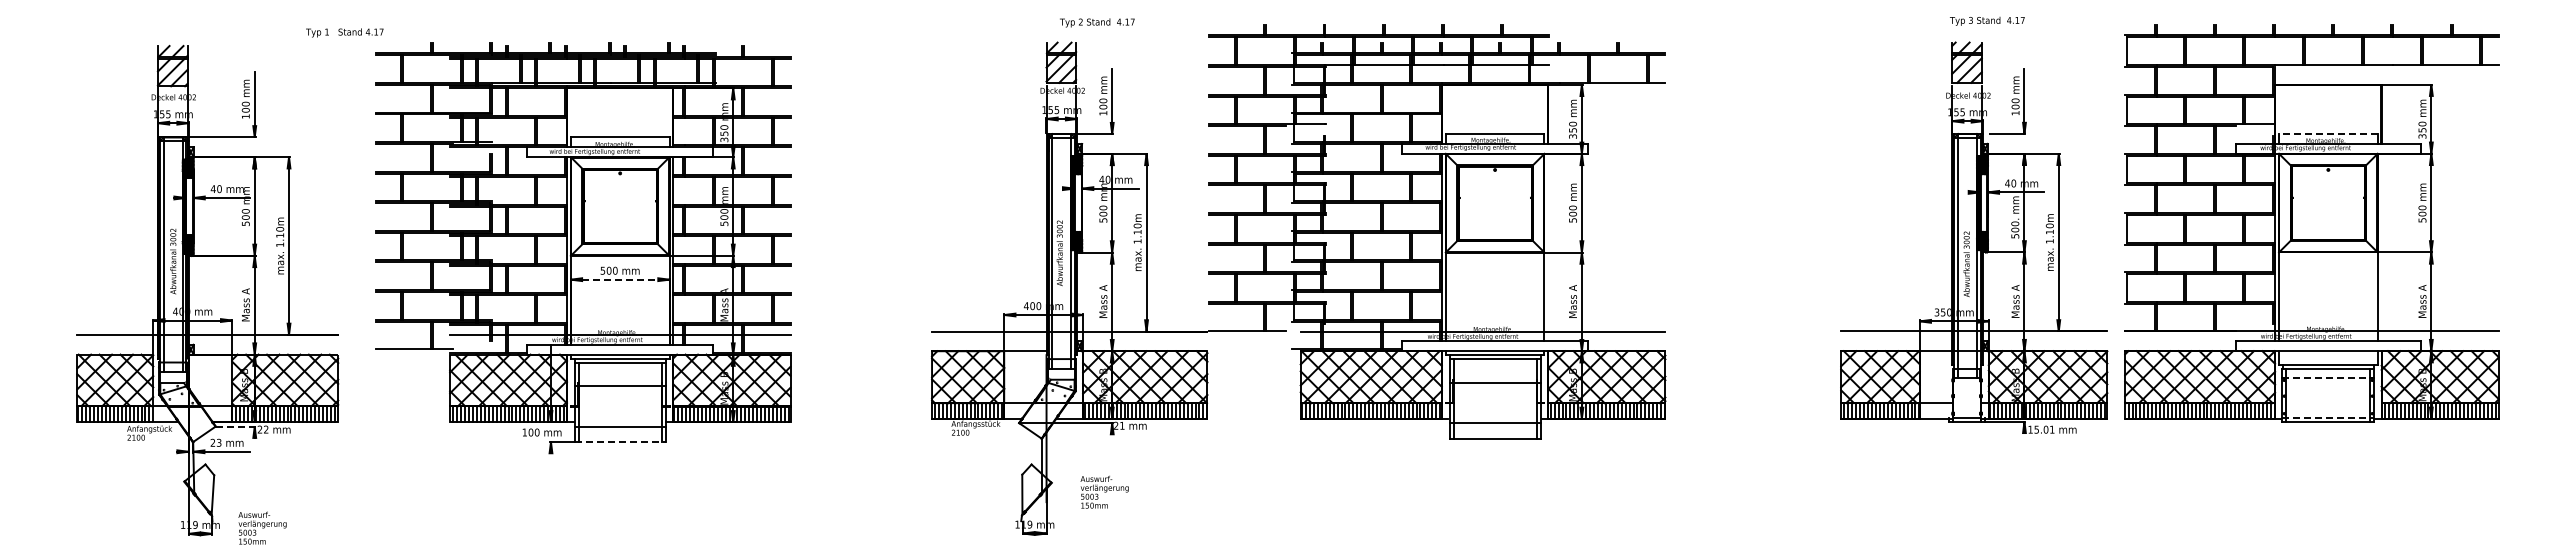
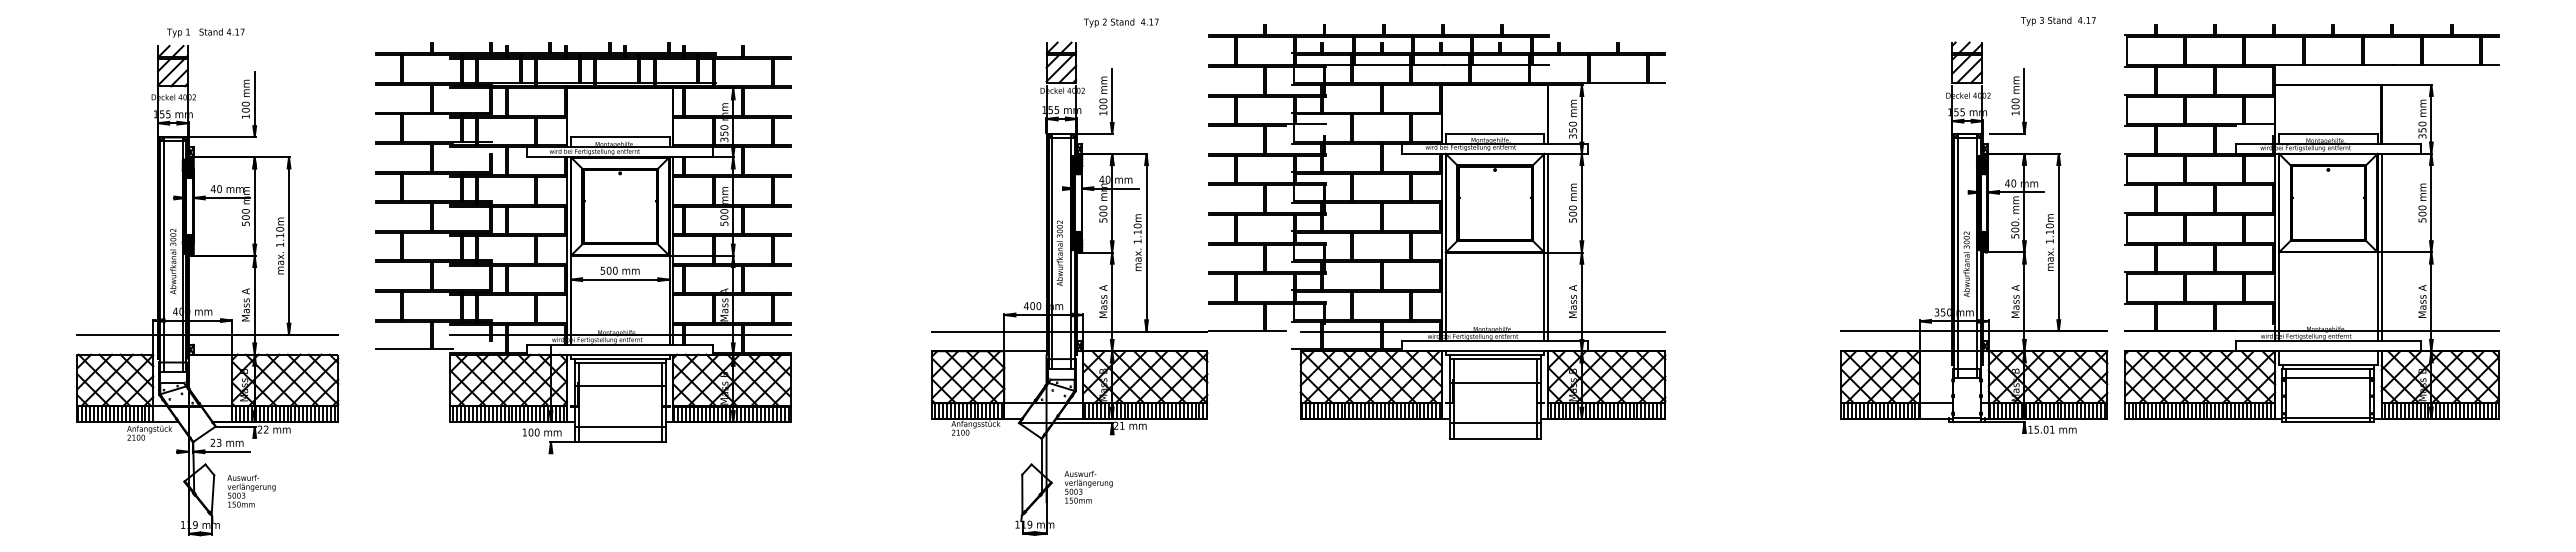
text position: (1987, 21) -> (2058, 21) (2058, 21)
text position: (1097, 22) -> (1121, 22) (1121, 22)
text position: (344, 32) -> (205, 32) (205, 32)
line: dashed -> solid (2327, 134)
line: none -> present (1548, 247)
line: none -> present (2381, 247)
line: dashed -> solid (620, 279)
line: dashed -> solid (2328, 378)
line: dashed -> solid (2328, 417)
line: dashed -> solid (235, 426)
line: dashed -> solid (620, 442)
text position: (1104, 491) -> (1088, 486) (1088, 486)
text position: (262, 527) -> (251, 490) (251, 490)
